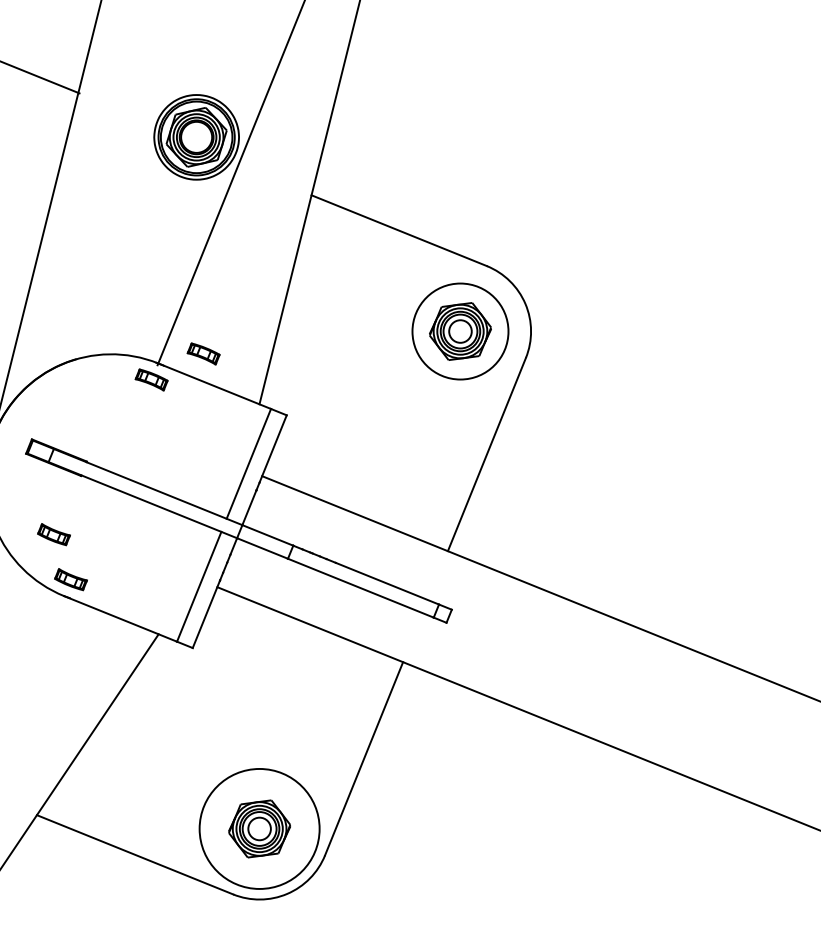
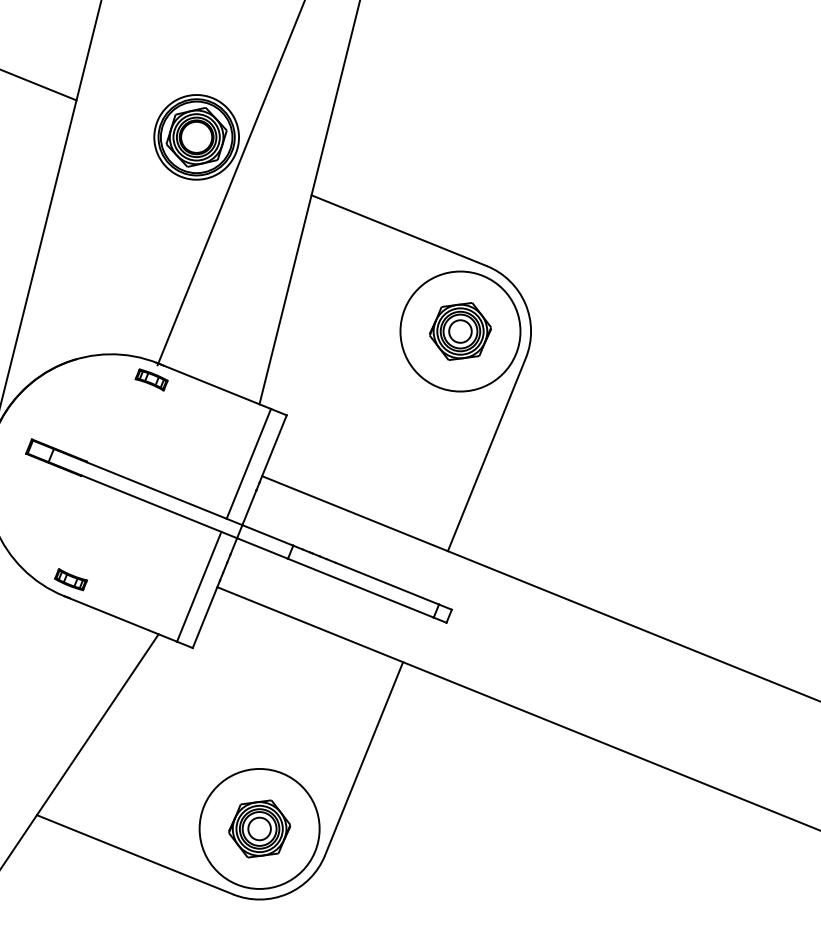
line position: (40, 77) -> (39, 85) (39, 85)
circle diameter: 96 px -> 120 px (460, 331)
part: present -> none (203, 353)
part: present -> none (53, 534)
